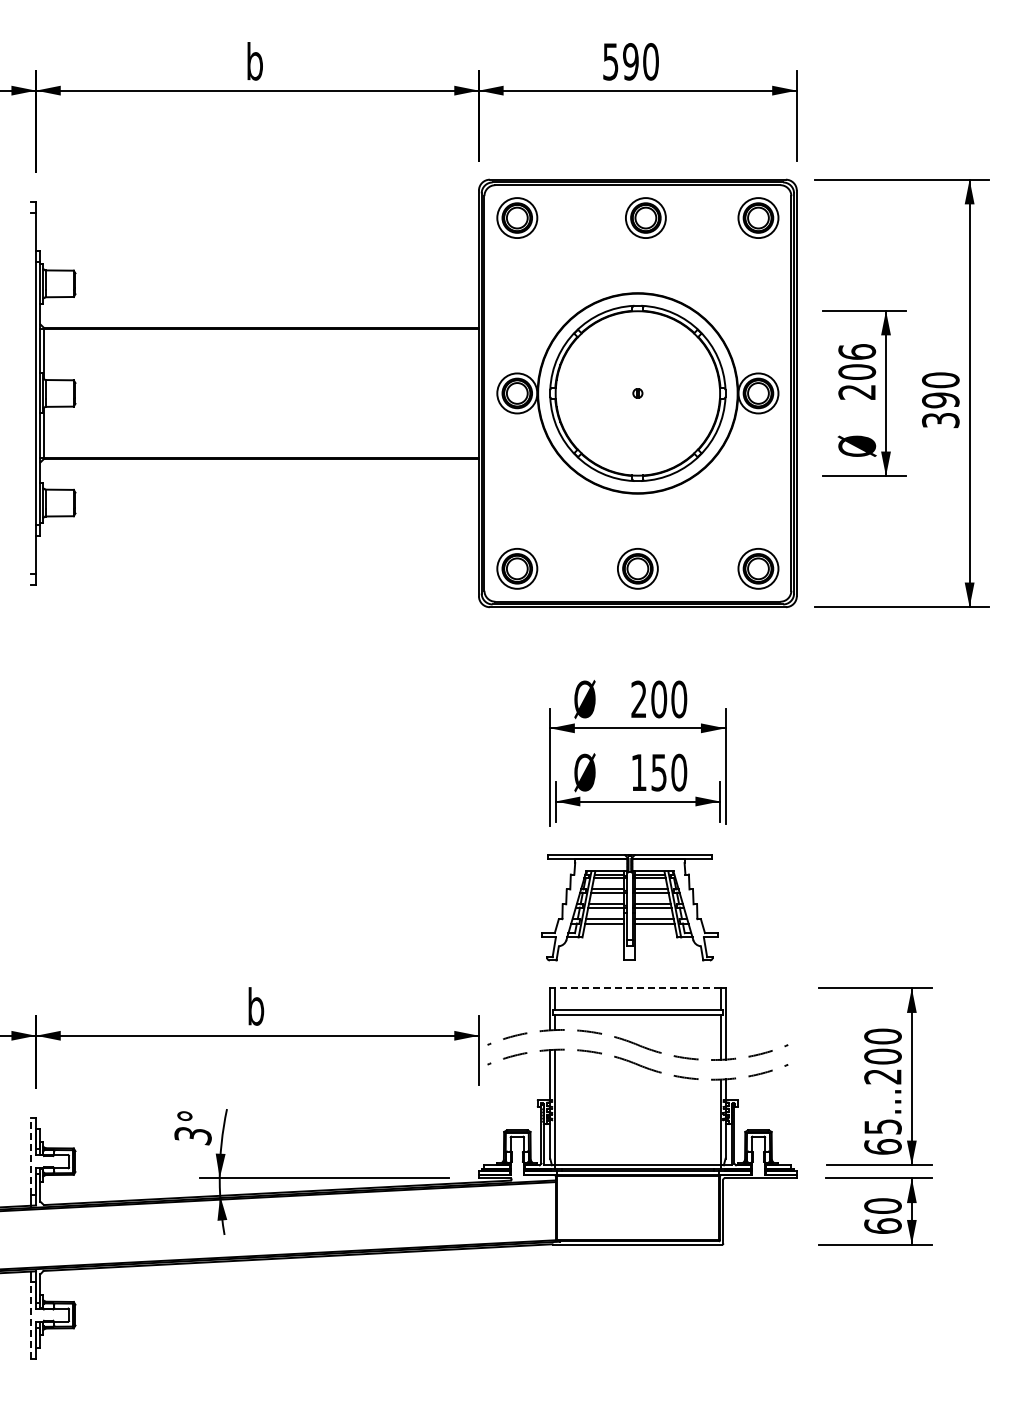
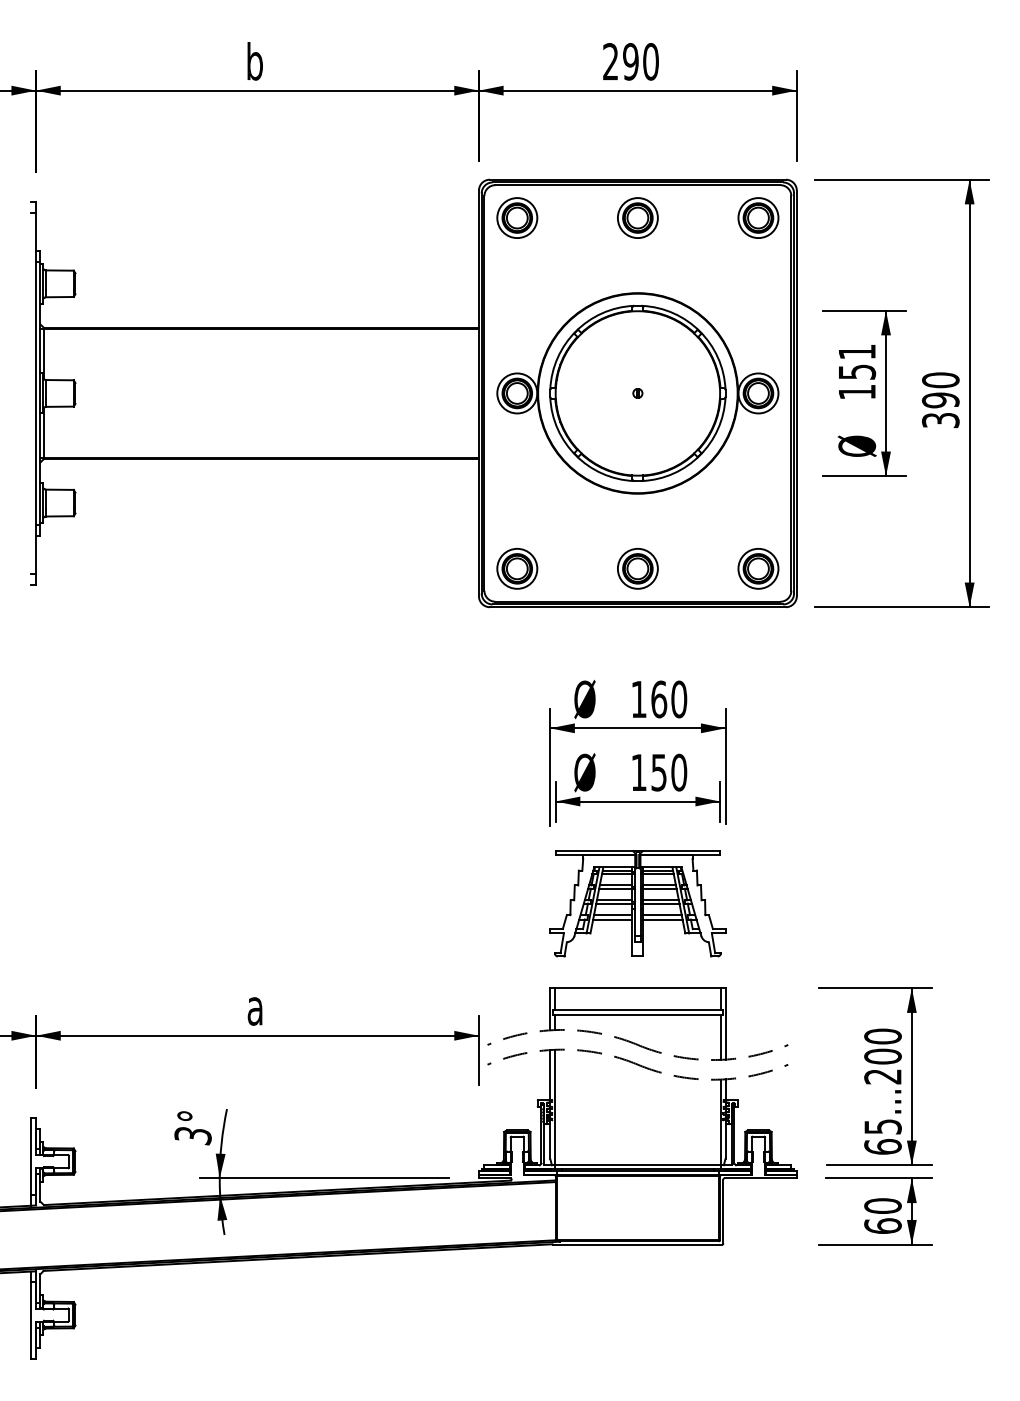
text: 590 -> 290 (610, 61)
part position: (645, 217) -> (637, 217) (637, 217)
text: 206 -> 151 (857, 371)
text: 200 -> 160 (649, 699)
part position: (629, 907) -> (637, 903) (637, 903)
line: dashed -> solid (637, 988)
text: b -> a (255, 1006)
line: dashed -> solid (30, 1155)
line: dashed -> solid (30, 1320)
